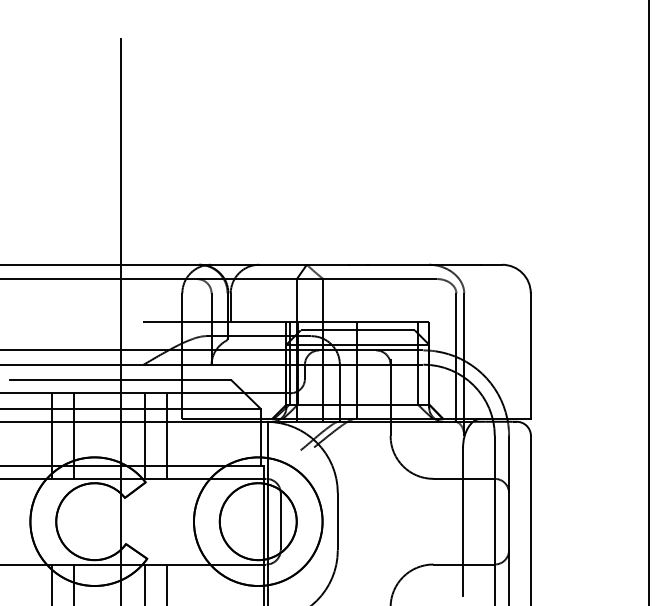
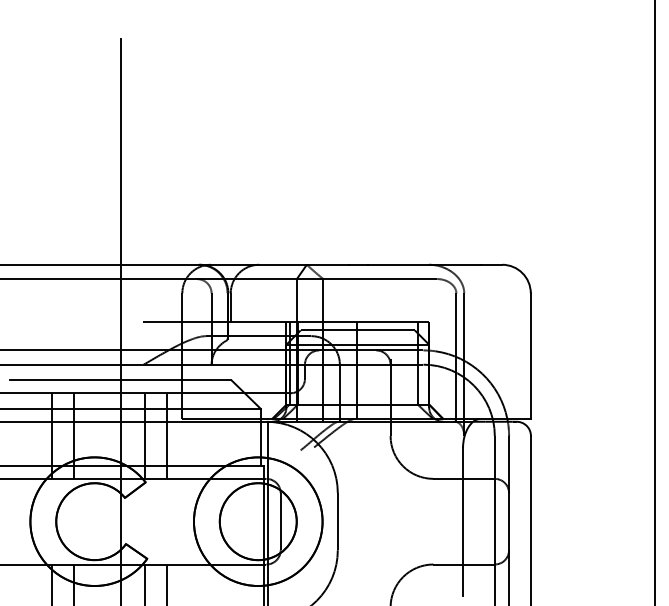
line position: (648, 302) -> (654, 302) (654, 302)
